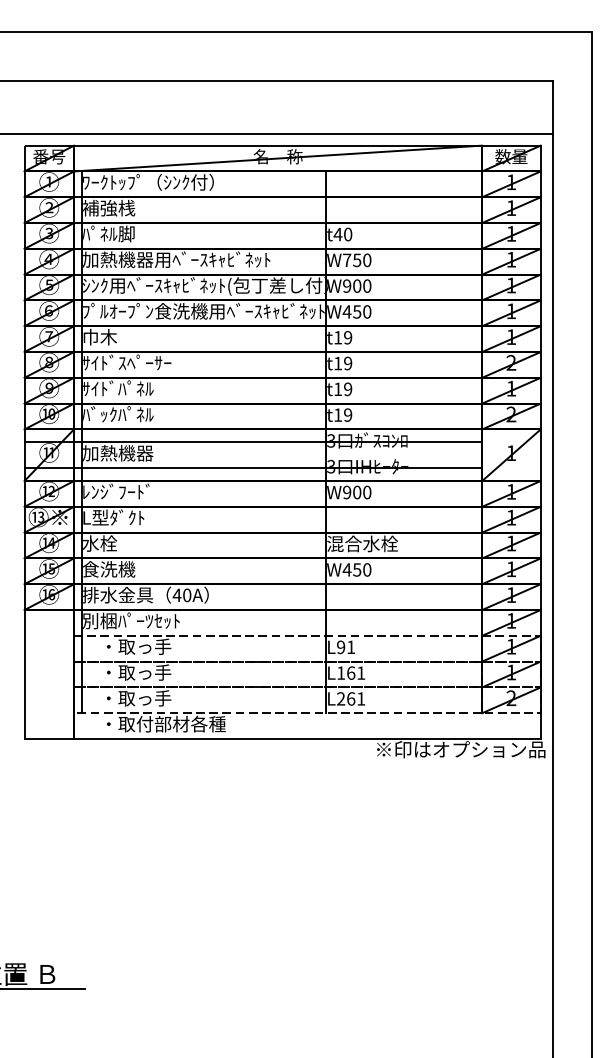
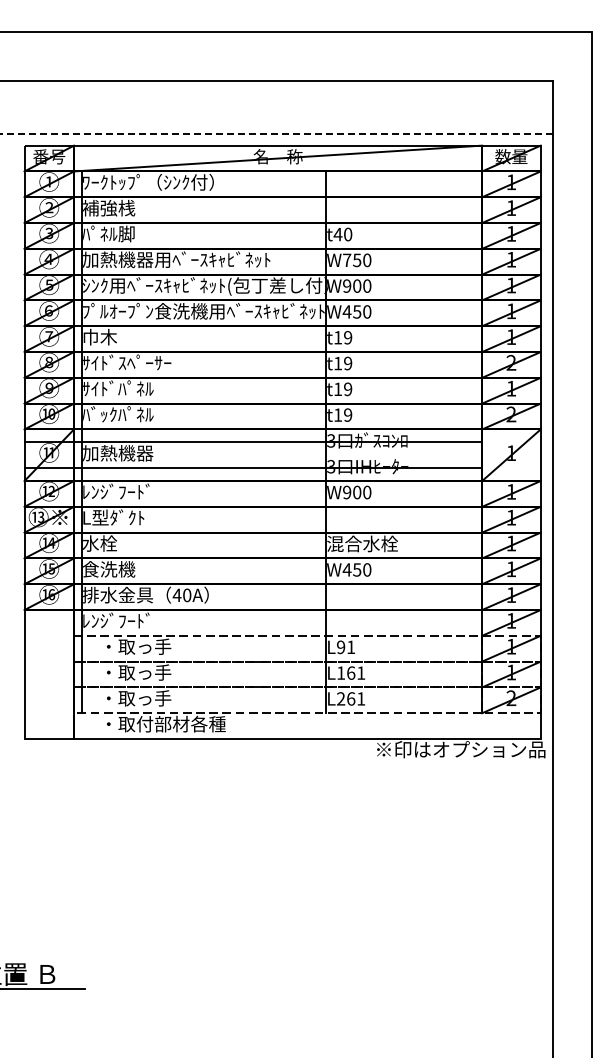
line: solid -> dashed (277, 133)
text: 別梱ﾊﾟｰﾂｾｯﾄ -> ﾚﾝｼﾞﾌｰﾄﾞ (131, 620)
